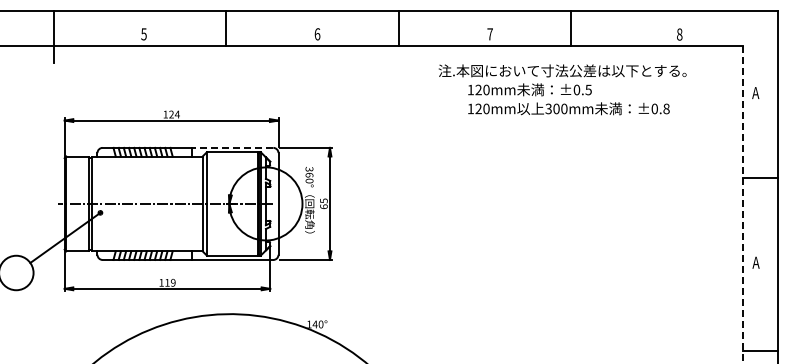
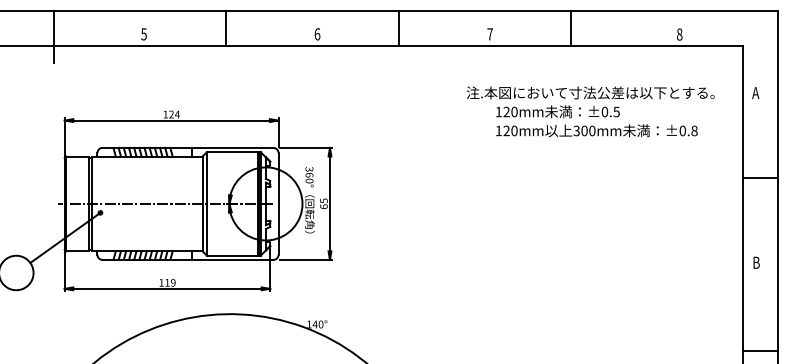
text position: (562, 89) -> (590, 111) (590, 111)
line: dashed -> solid (232, 147)
line: dashed -> solid (743, 204)
text: A -> B (755, 262)
